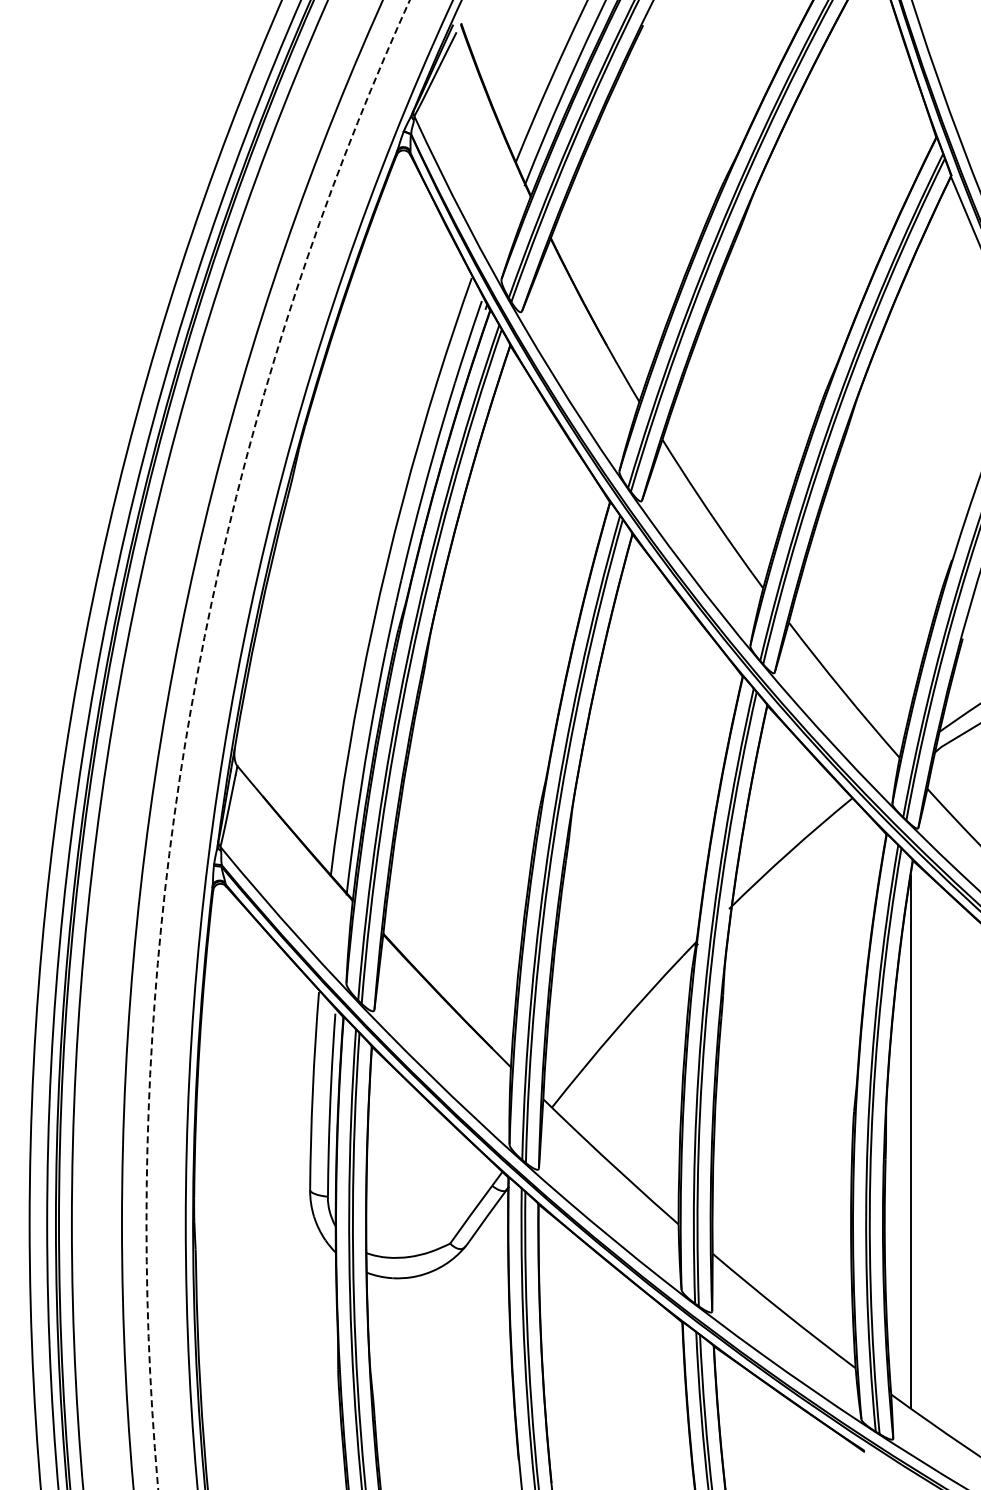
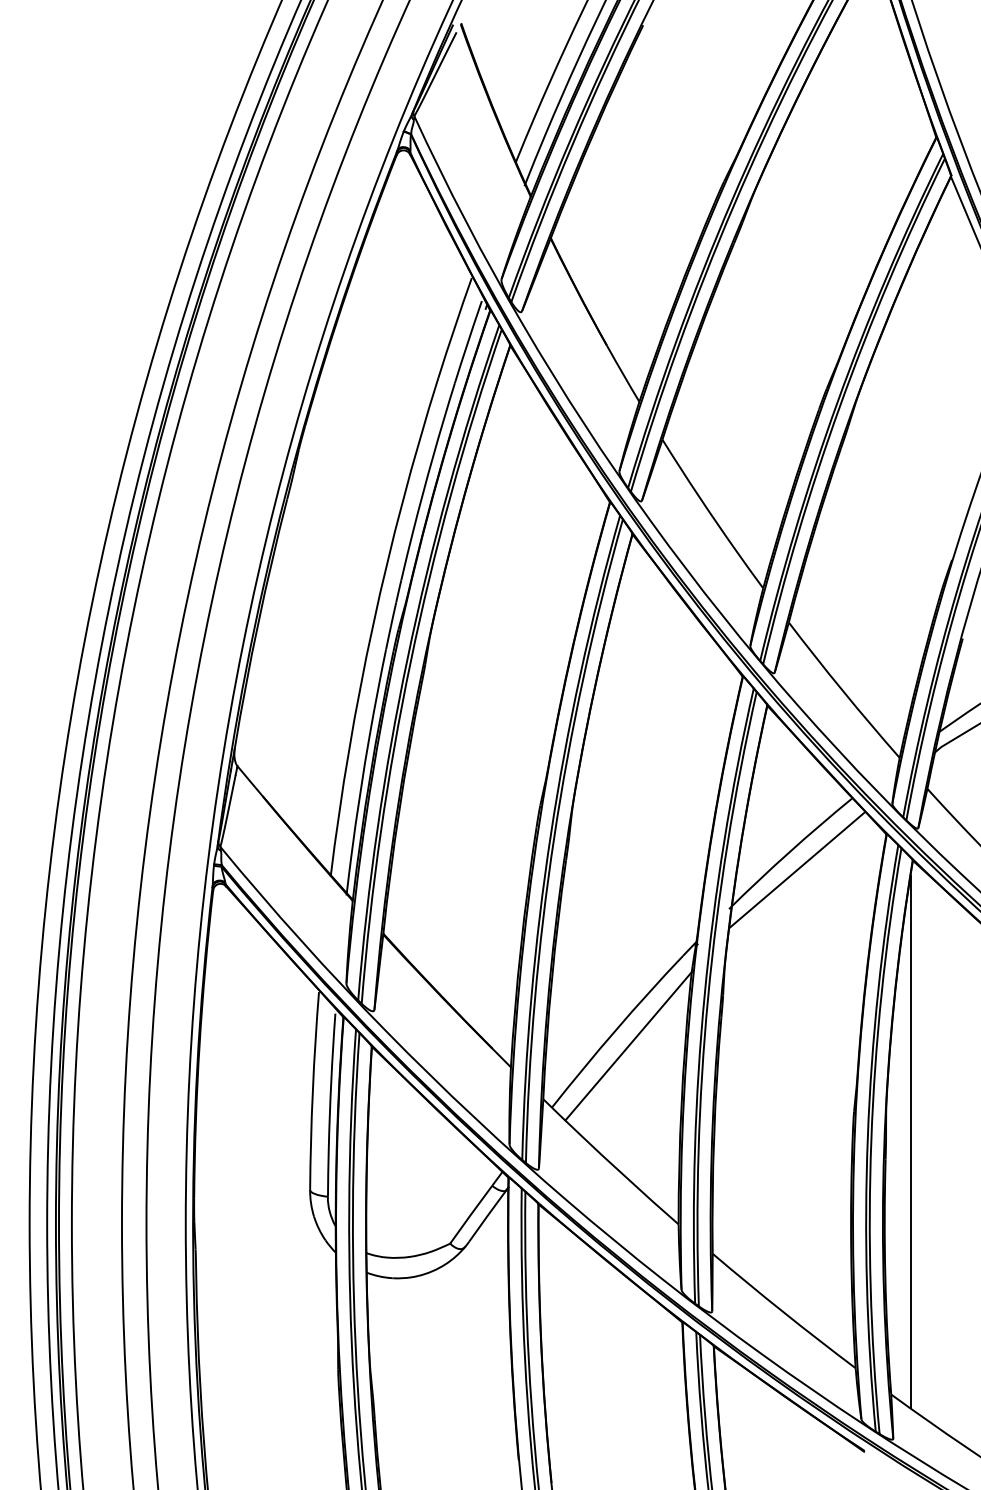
arc: dashed -> solid (187, 729)
line: none -> present (796, 870)
line: none -> present (628, 1046)
